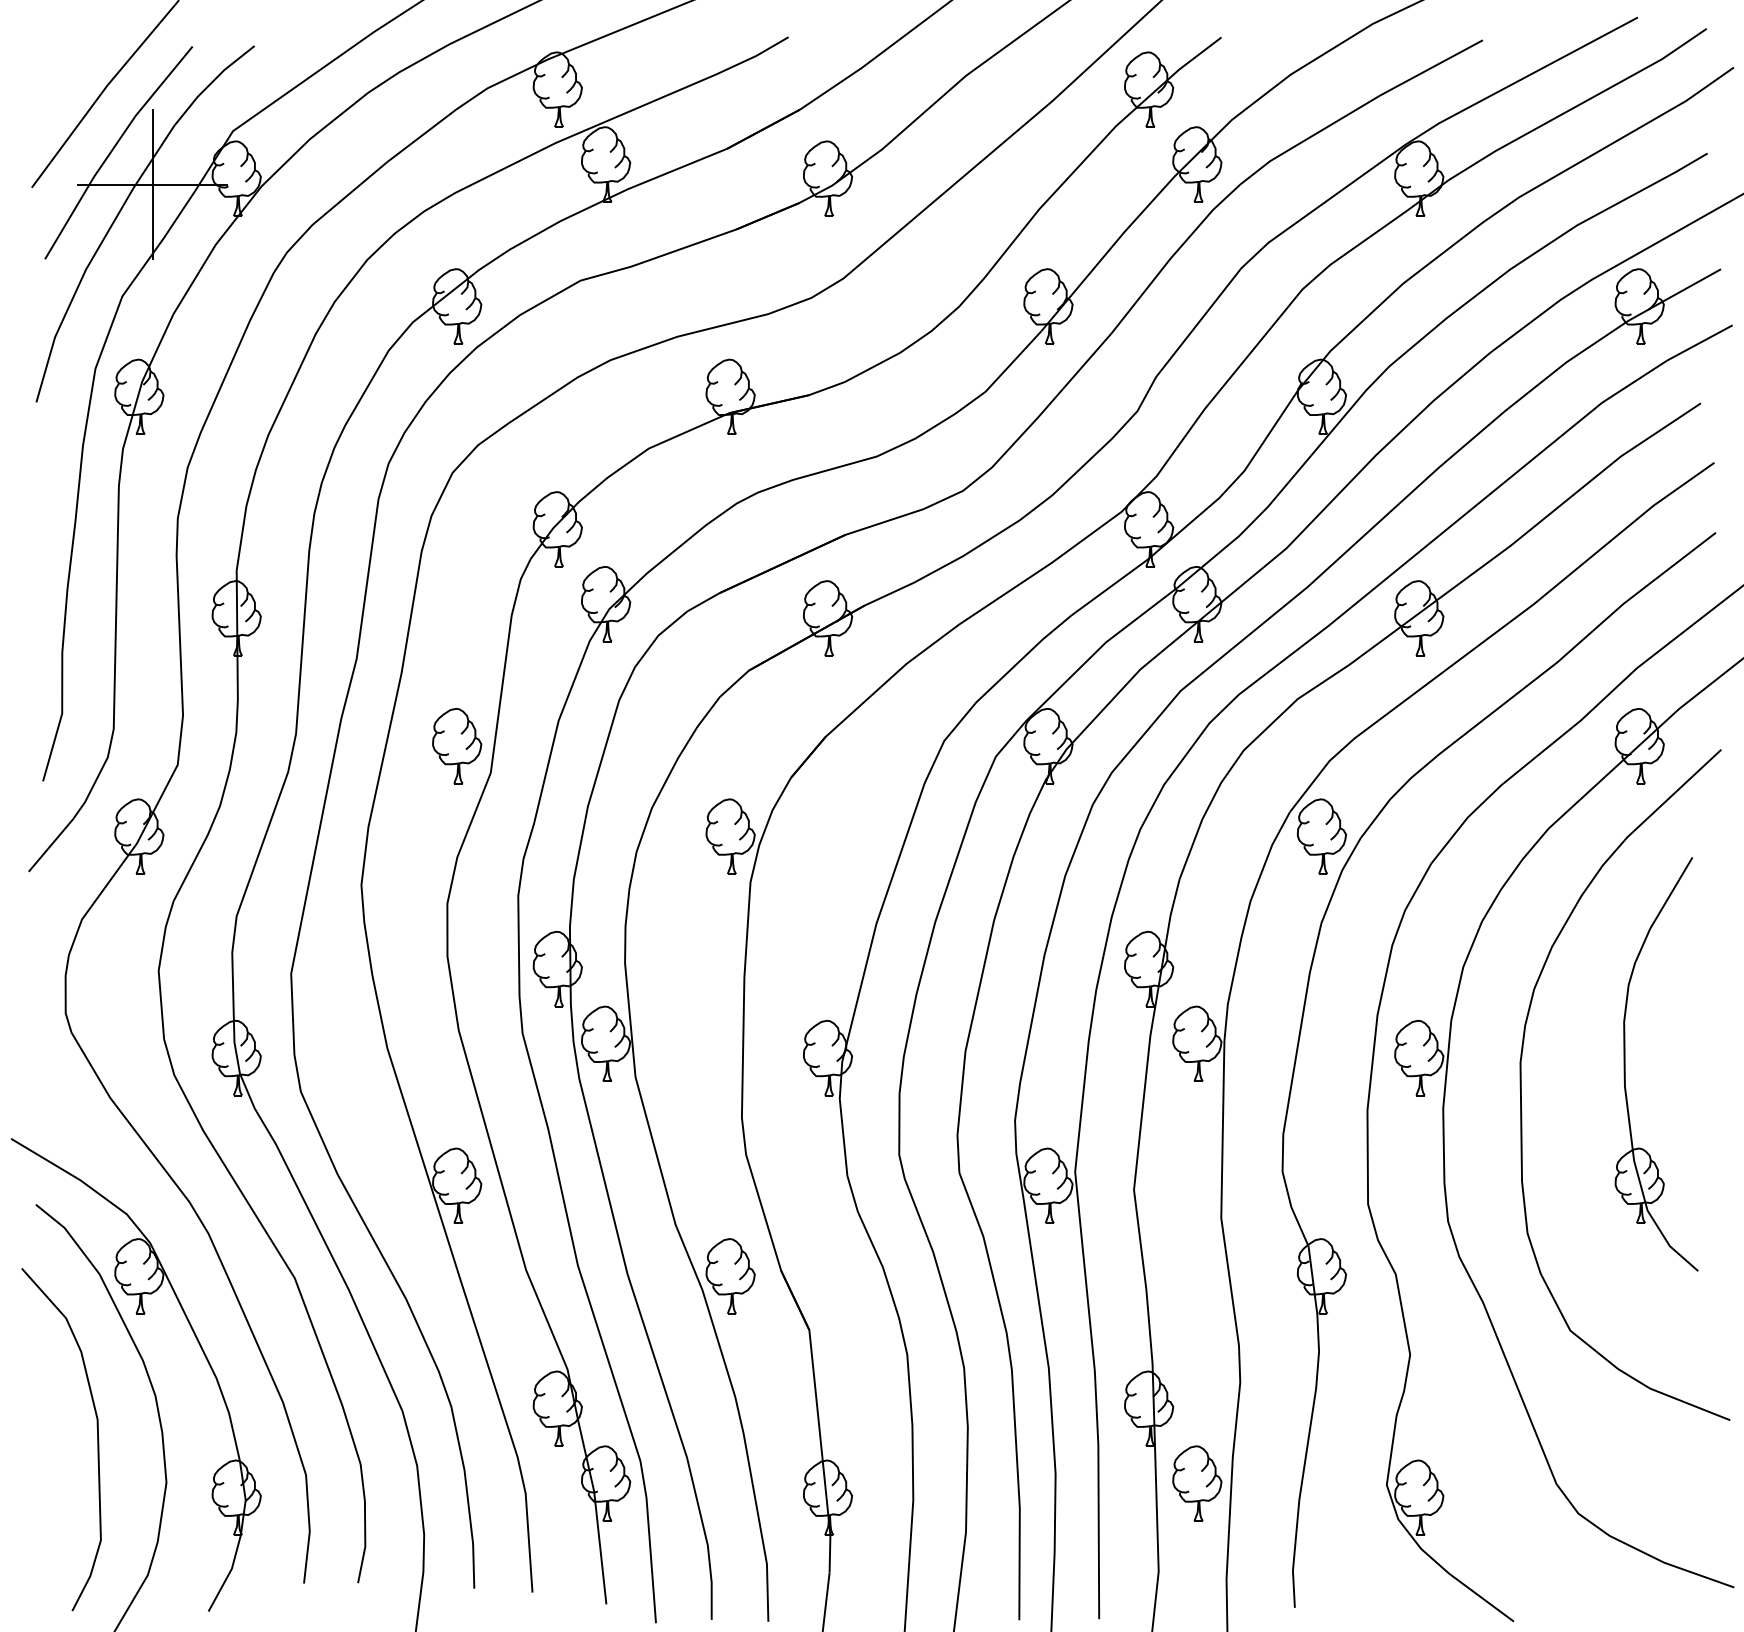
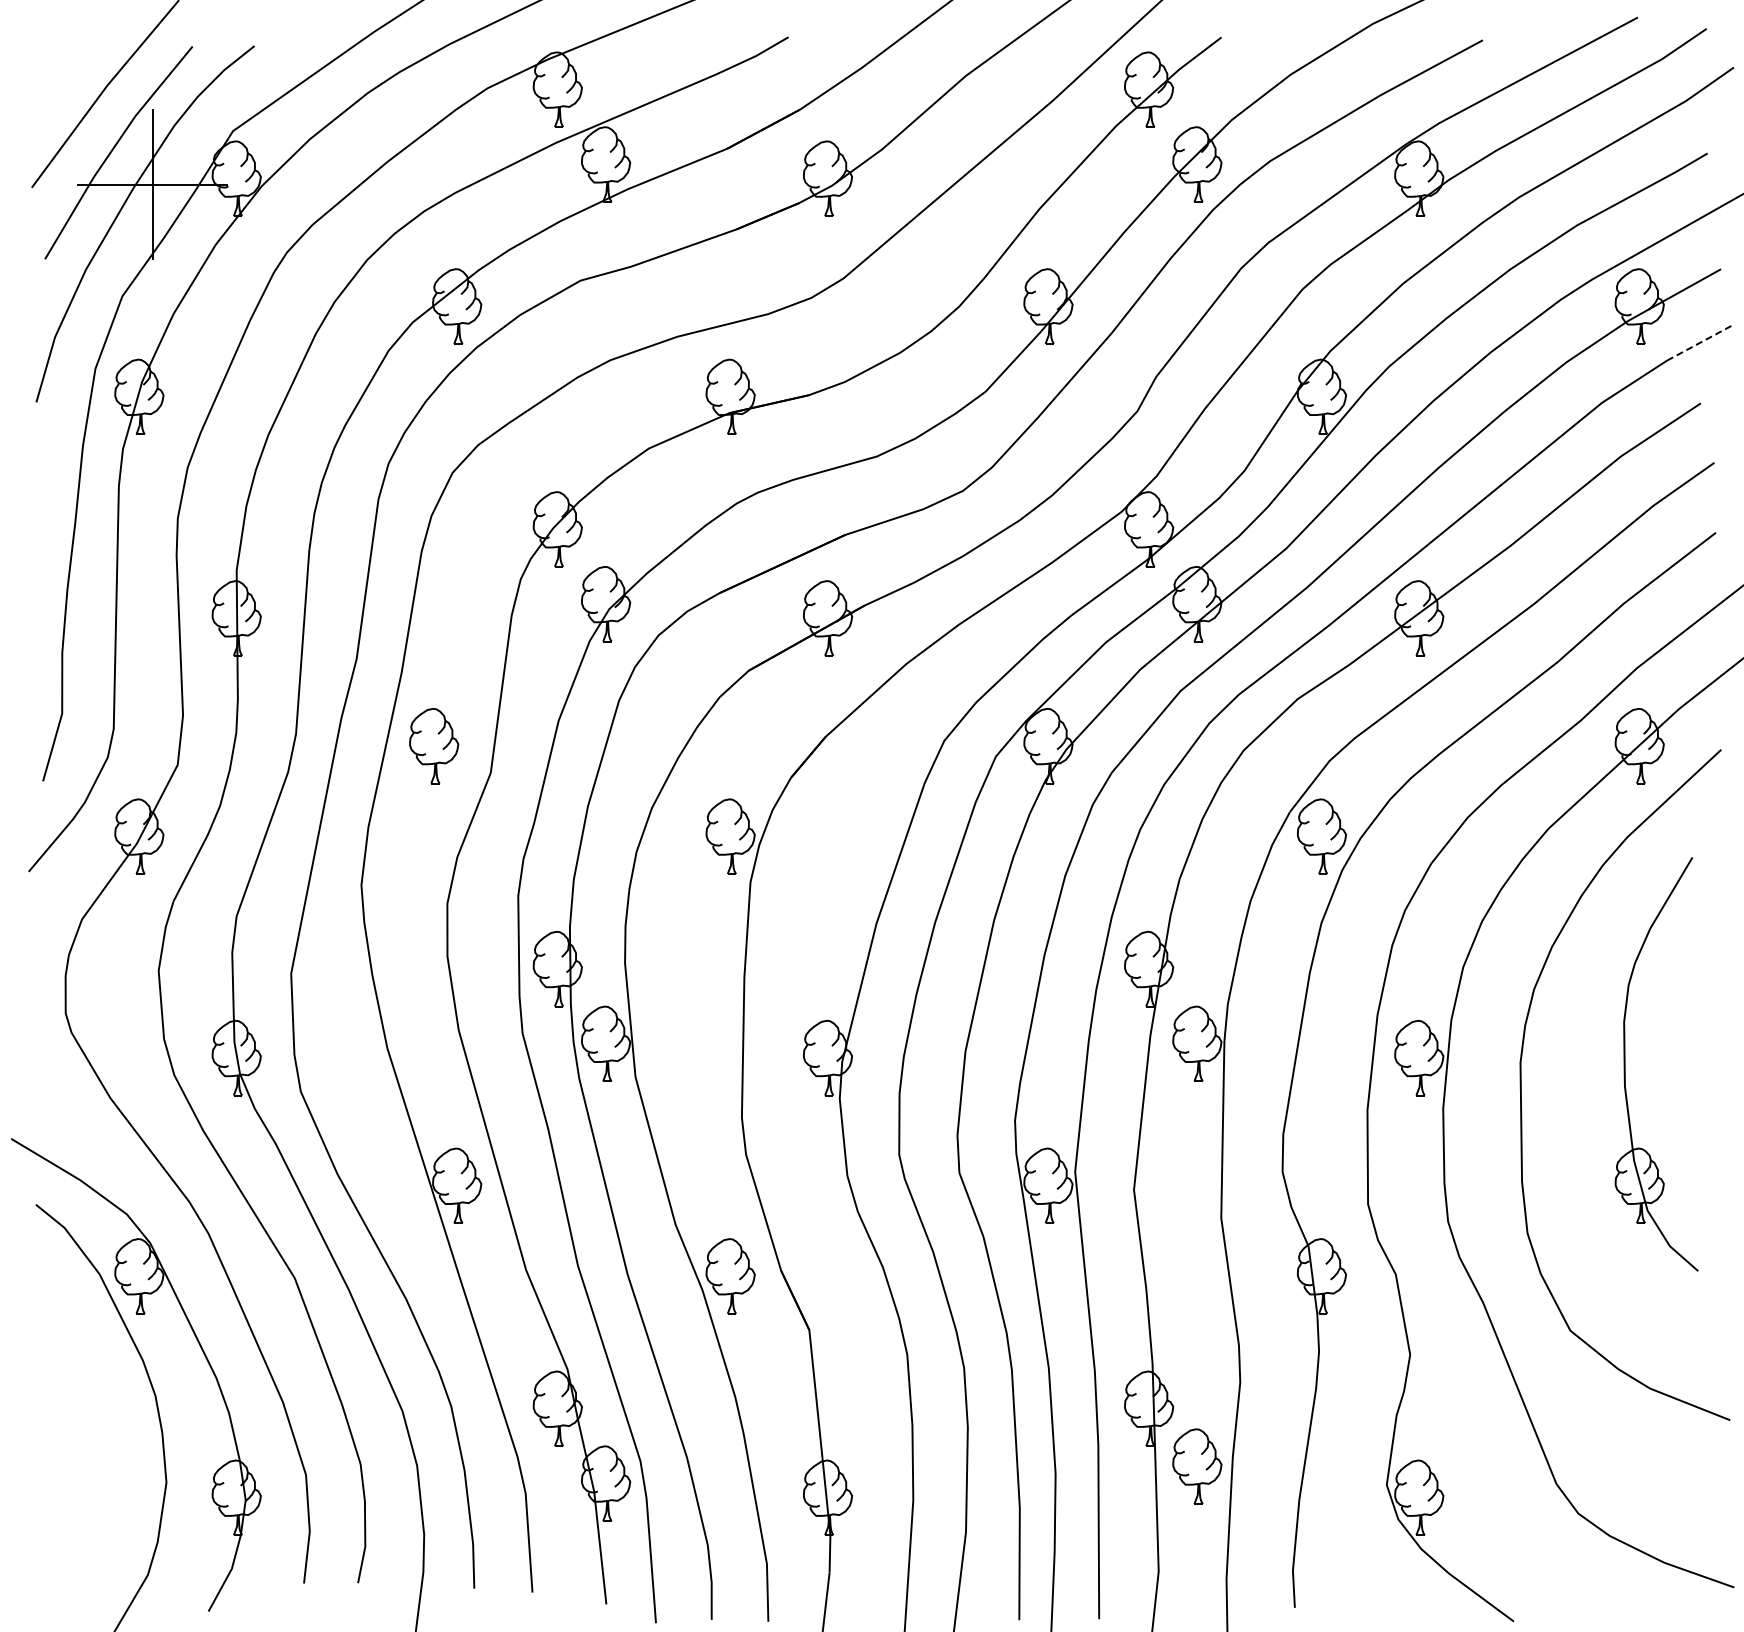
line: solid -> dashed (1700, 342)
part position: (457, 746) -> (434, 746) (434, 746)
curve: present -> none (97, 1439)
part position: (1197, 1483) -> (1197, 1466) (1197, 1466)
